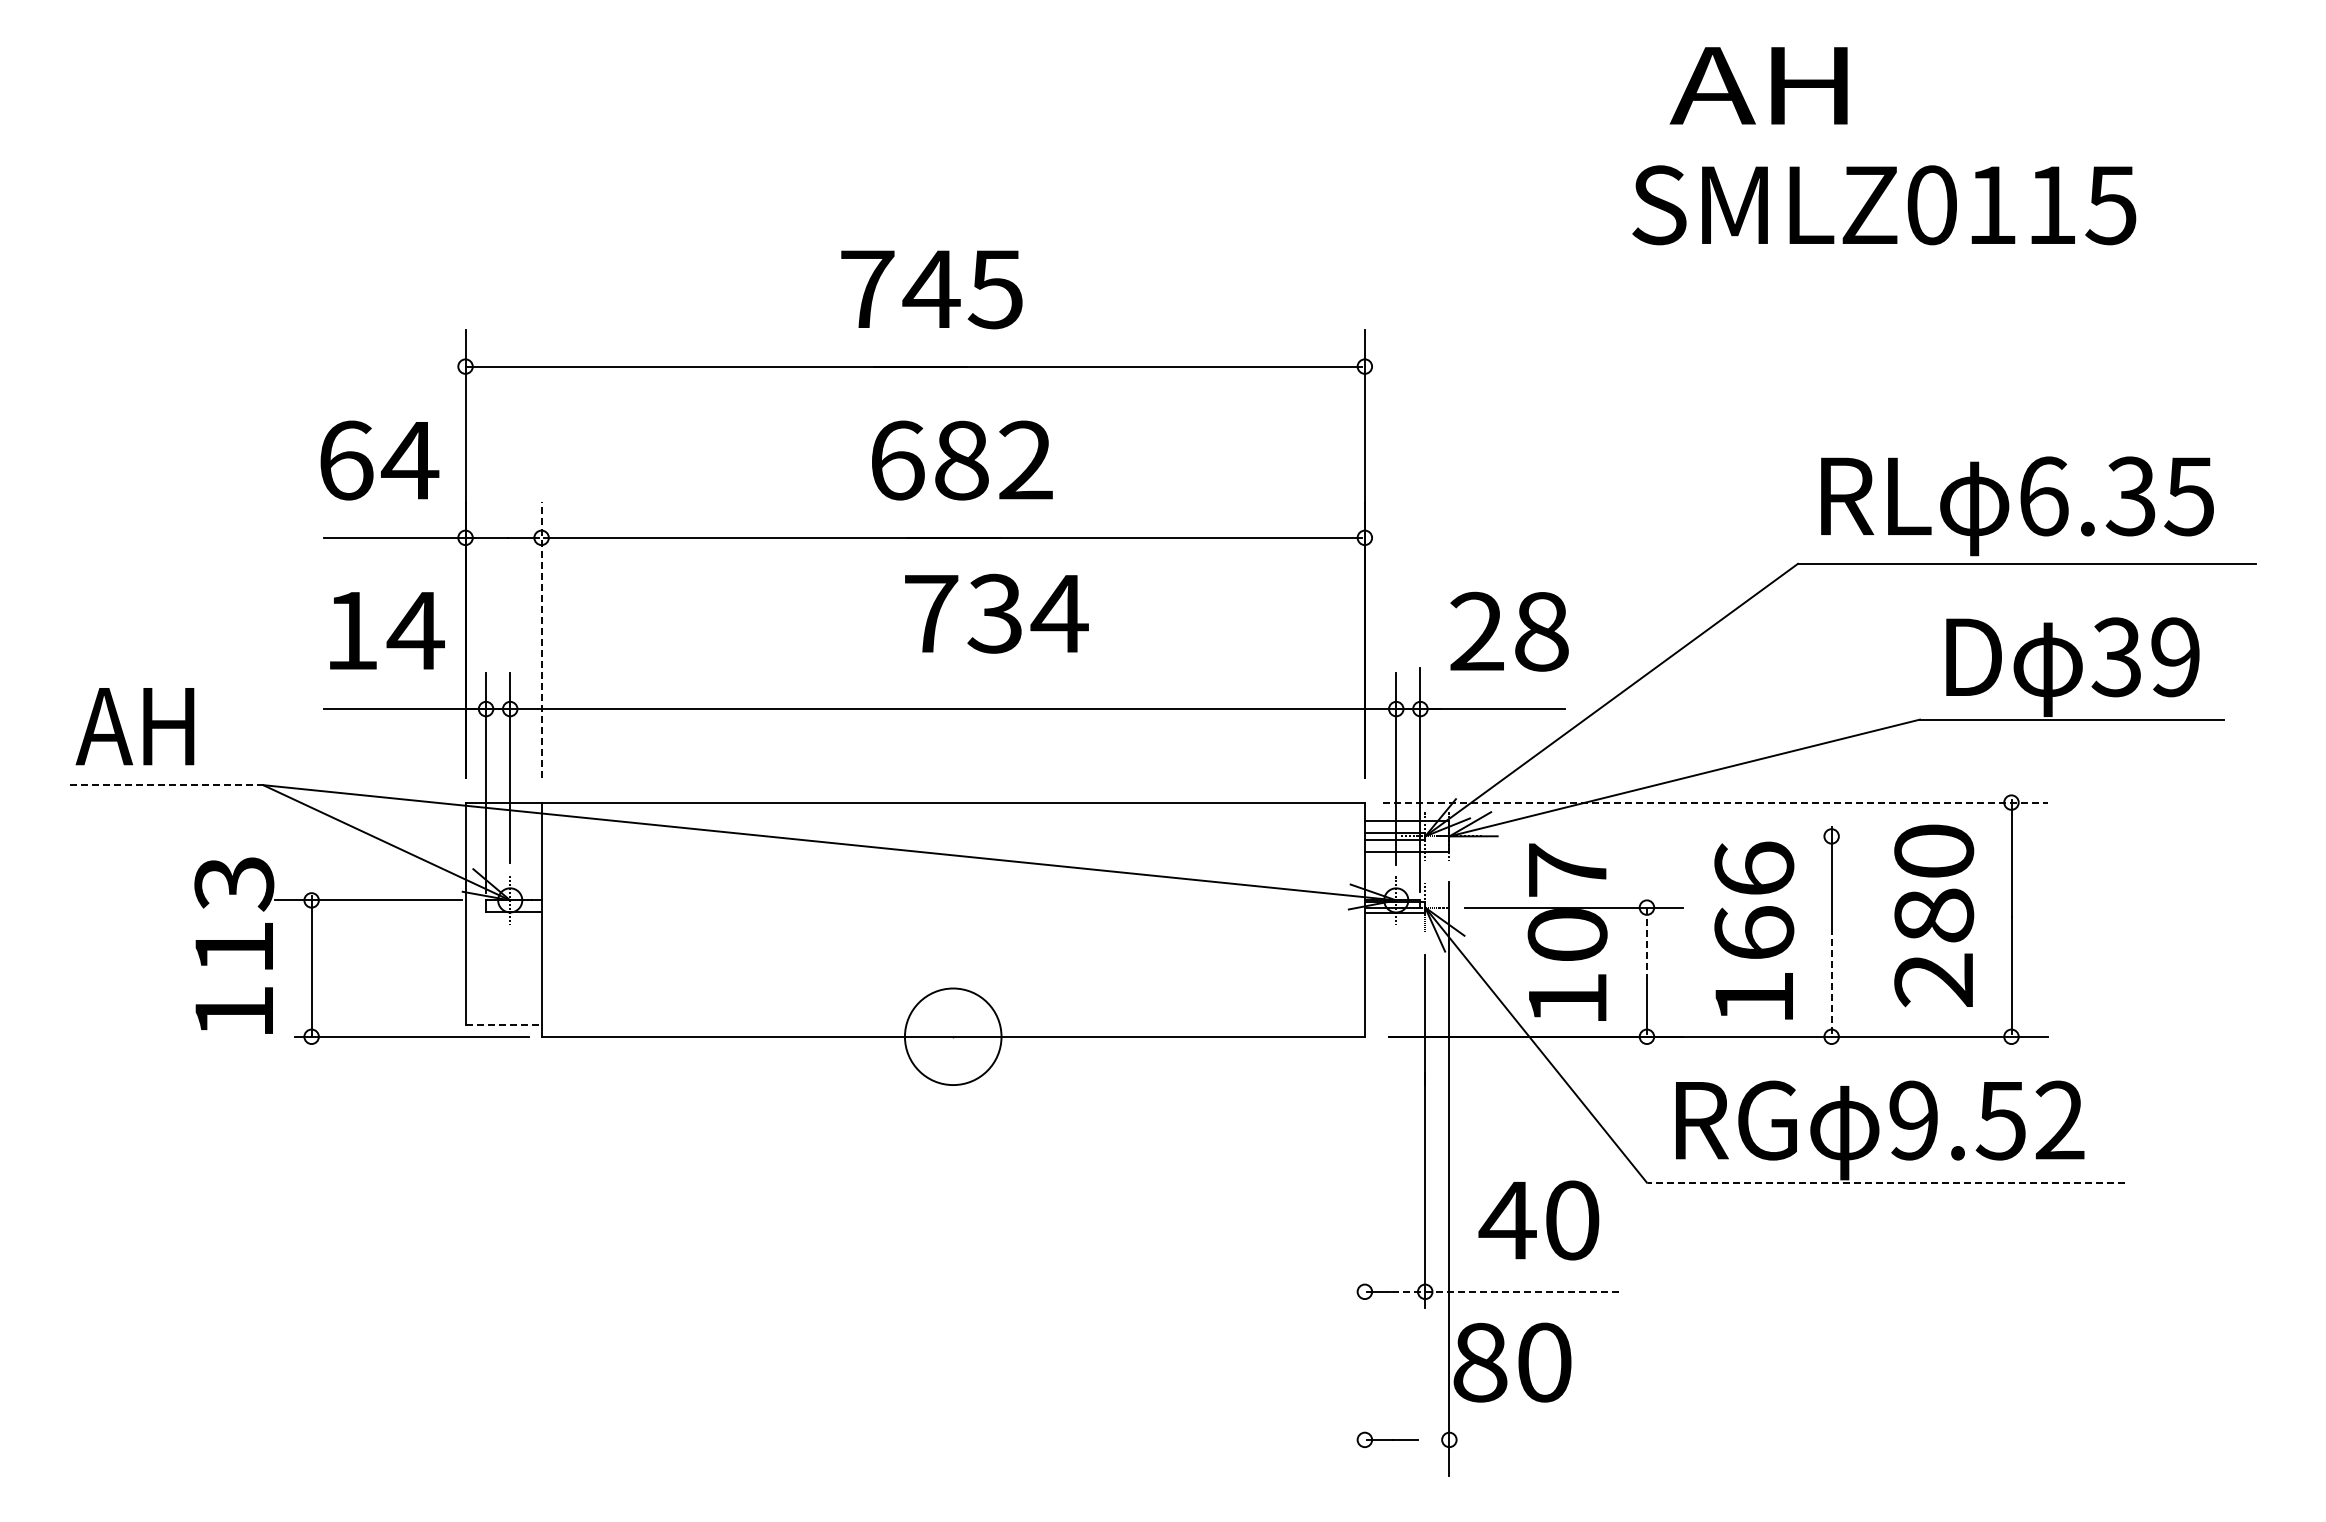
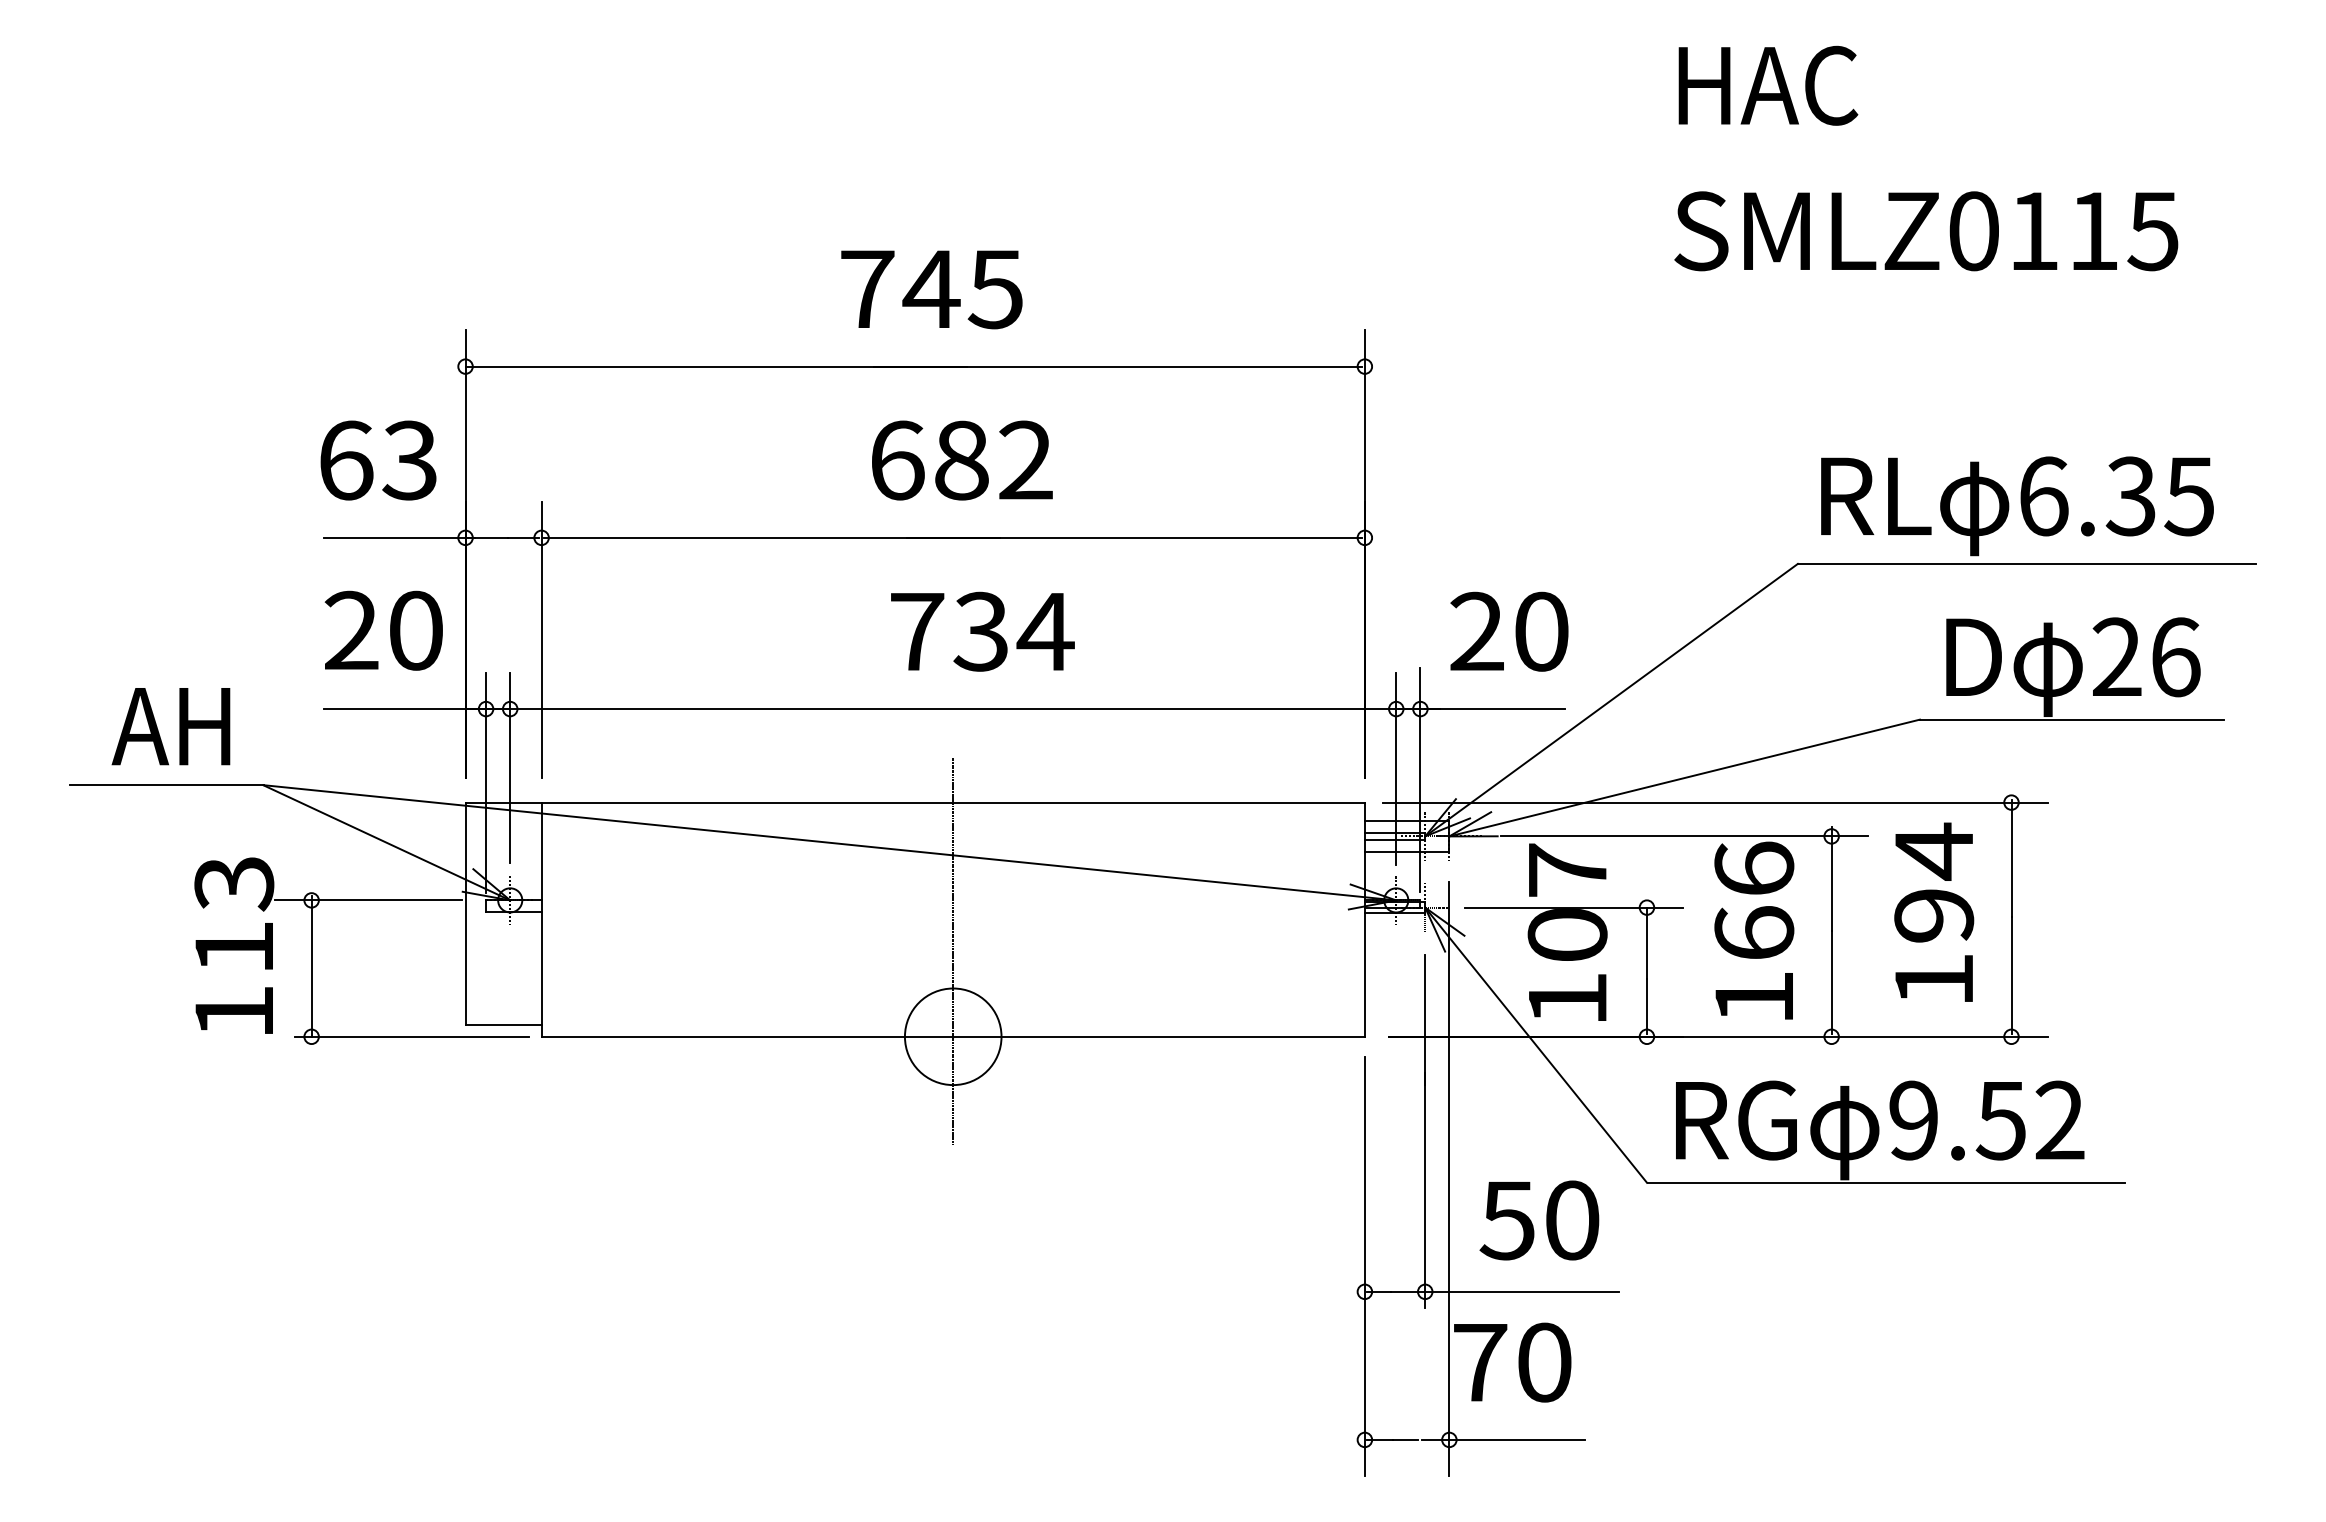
text: AH -> HAC (1763, 85)
text position: (1884, 205) -> (1926, 231) (1926, 231)
text: 64 -> 63 (409, 460)
text position: (996, 613) -> (982, 631) (982, 631)
text: 14 -> 20 (384, 630)
text: 28 -> 20 (1541, 631)
line: dashed -> solid (541, 639)
text: 39 -> 26 (2145, 657)
text position: (134, 726) -> (170, 726) (170, 726)
line: dashed -> solid (166, 785)
line: dashed -> solid (1715, 802)
line: none -> present (1684, 836)
text: 280 -> 194 (1934, 914)
line: dashed -> solid (1646, 943)
line: none -> present (953, 951)
line: dashed -> solid (1831, 982)
line: dashed -> solid (504, 1024)
line: dashed -> solid (1886, 1182)
text: 40 -> 50 (1507, 1220)
line: none -> present (1364, 1266)
line: dashed -> solid (1504, 1291)
text: 80 -> 70 (1480, 1362)
line: none -> present (1503, 1439)
